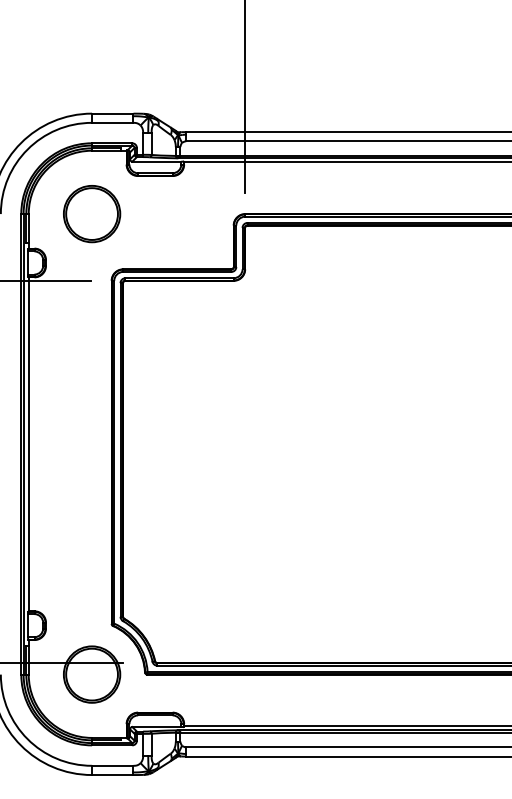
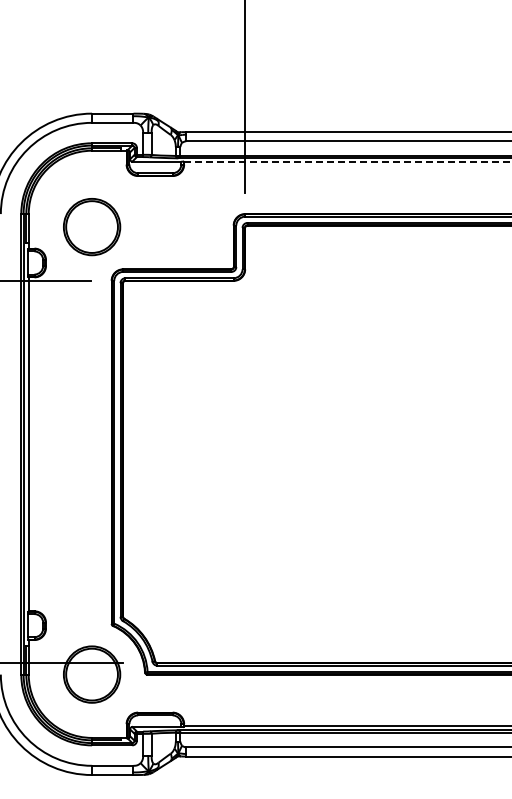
line: solid -> dashed (348, 162)
part position: (92, 214) -> (92, 227) (92, 227)
